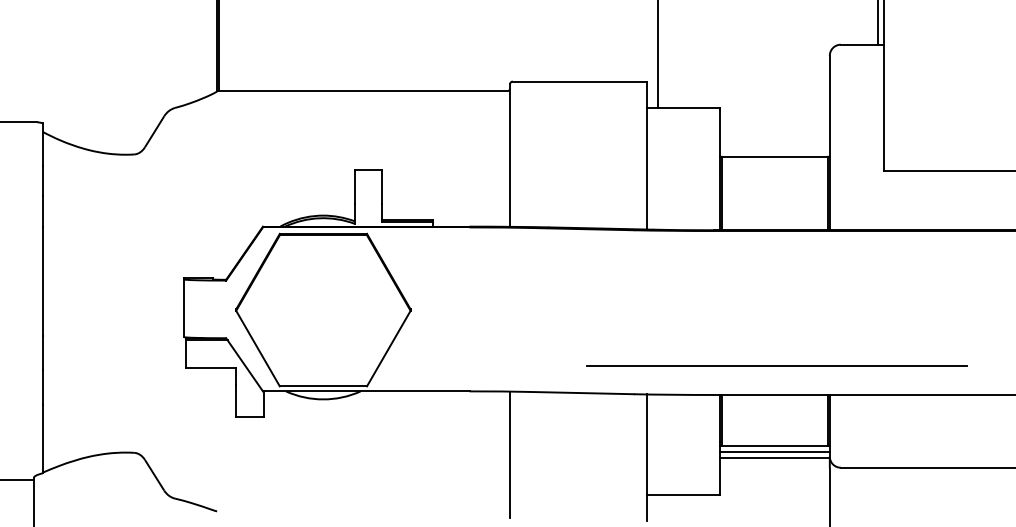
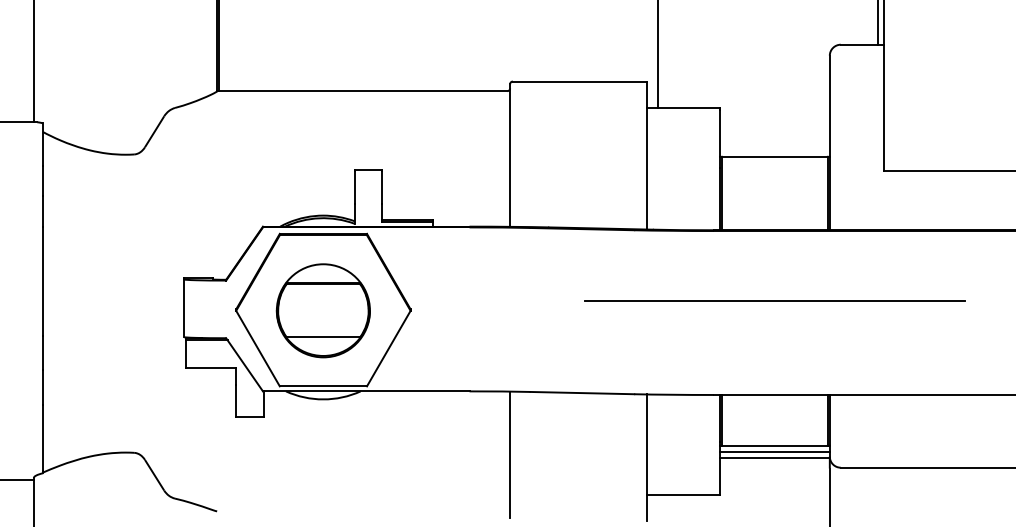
line: none -> present (33, 62)
part: none -> present (322, 310)
line position: (776, 365) -> (774, 300) (774, 300)
